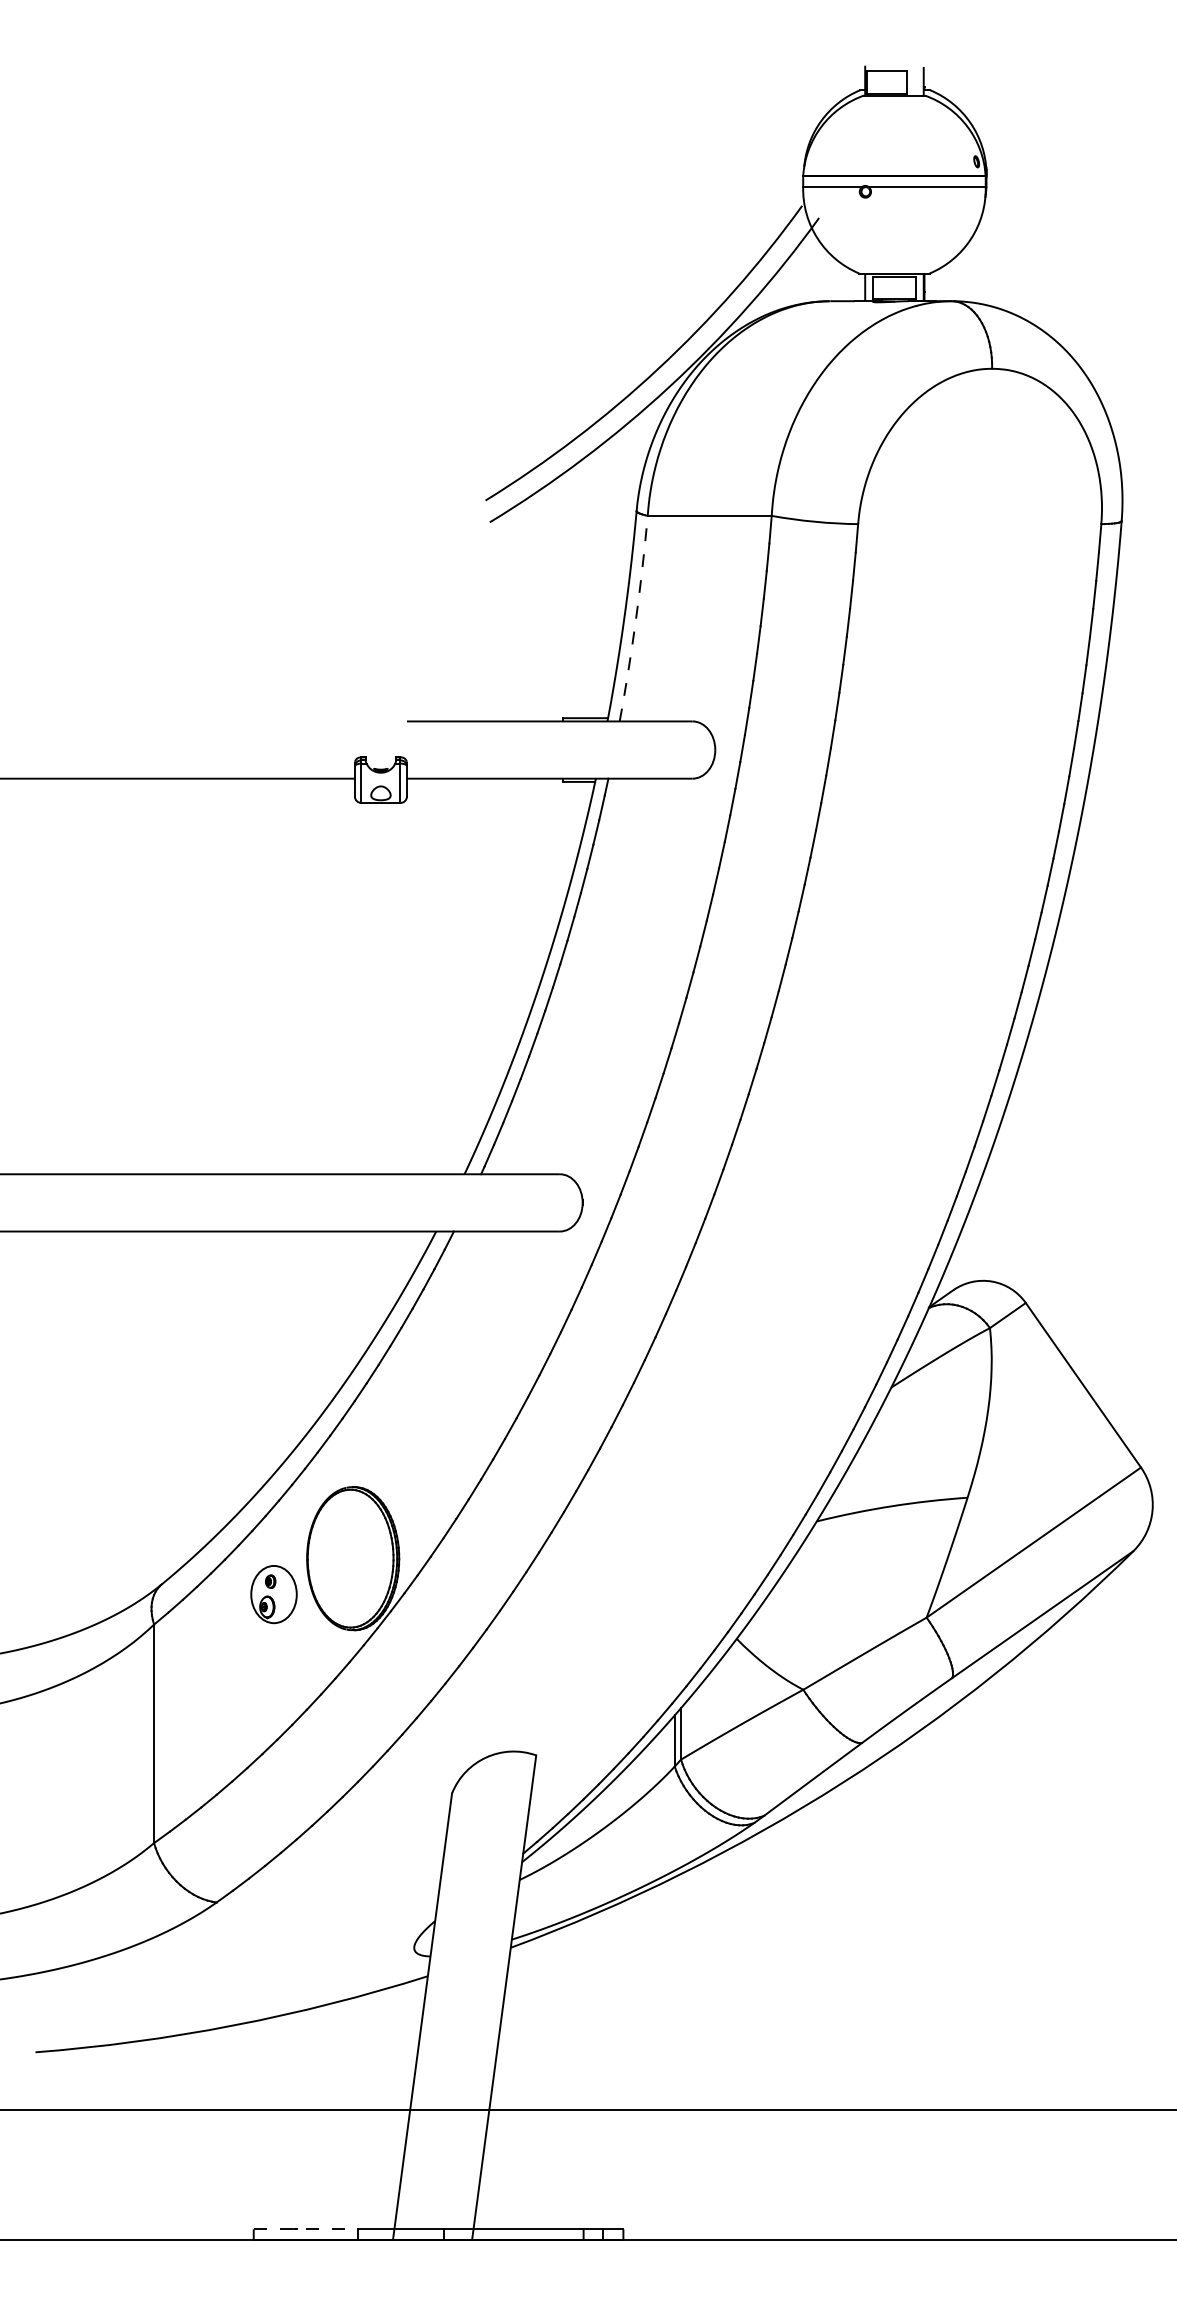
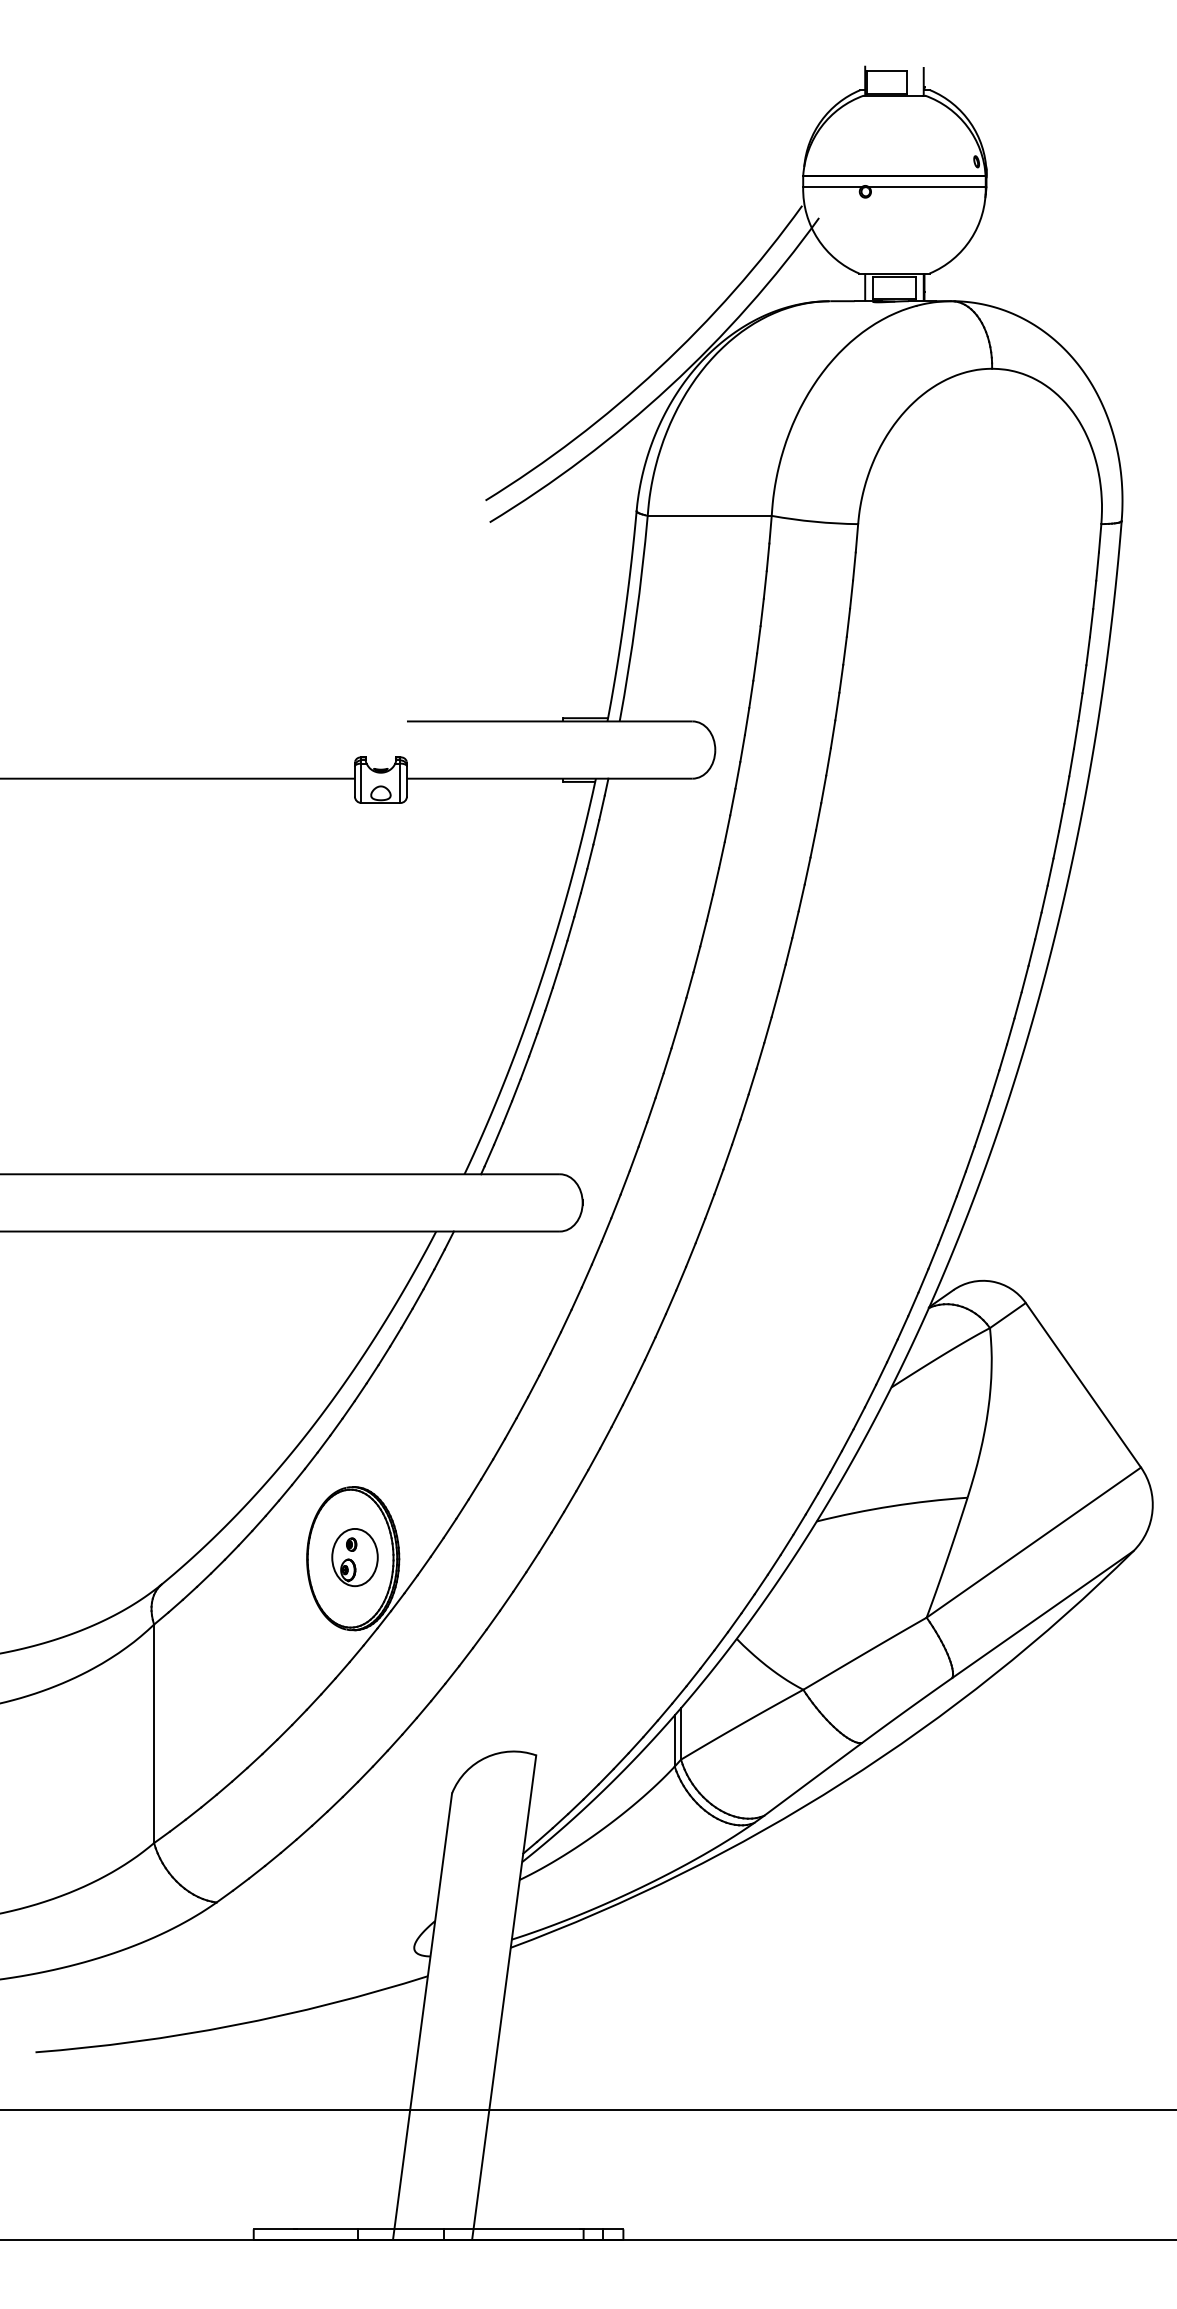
arc: dashed -> solid (636, 618)
part position: (273, 1594) -> (354, 1557) (354, 1557)
line: dashed -> solid (305, 2229)
